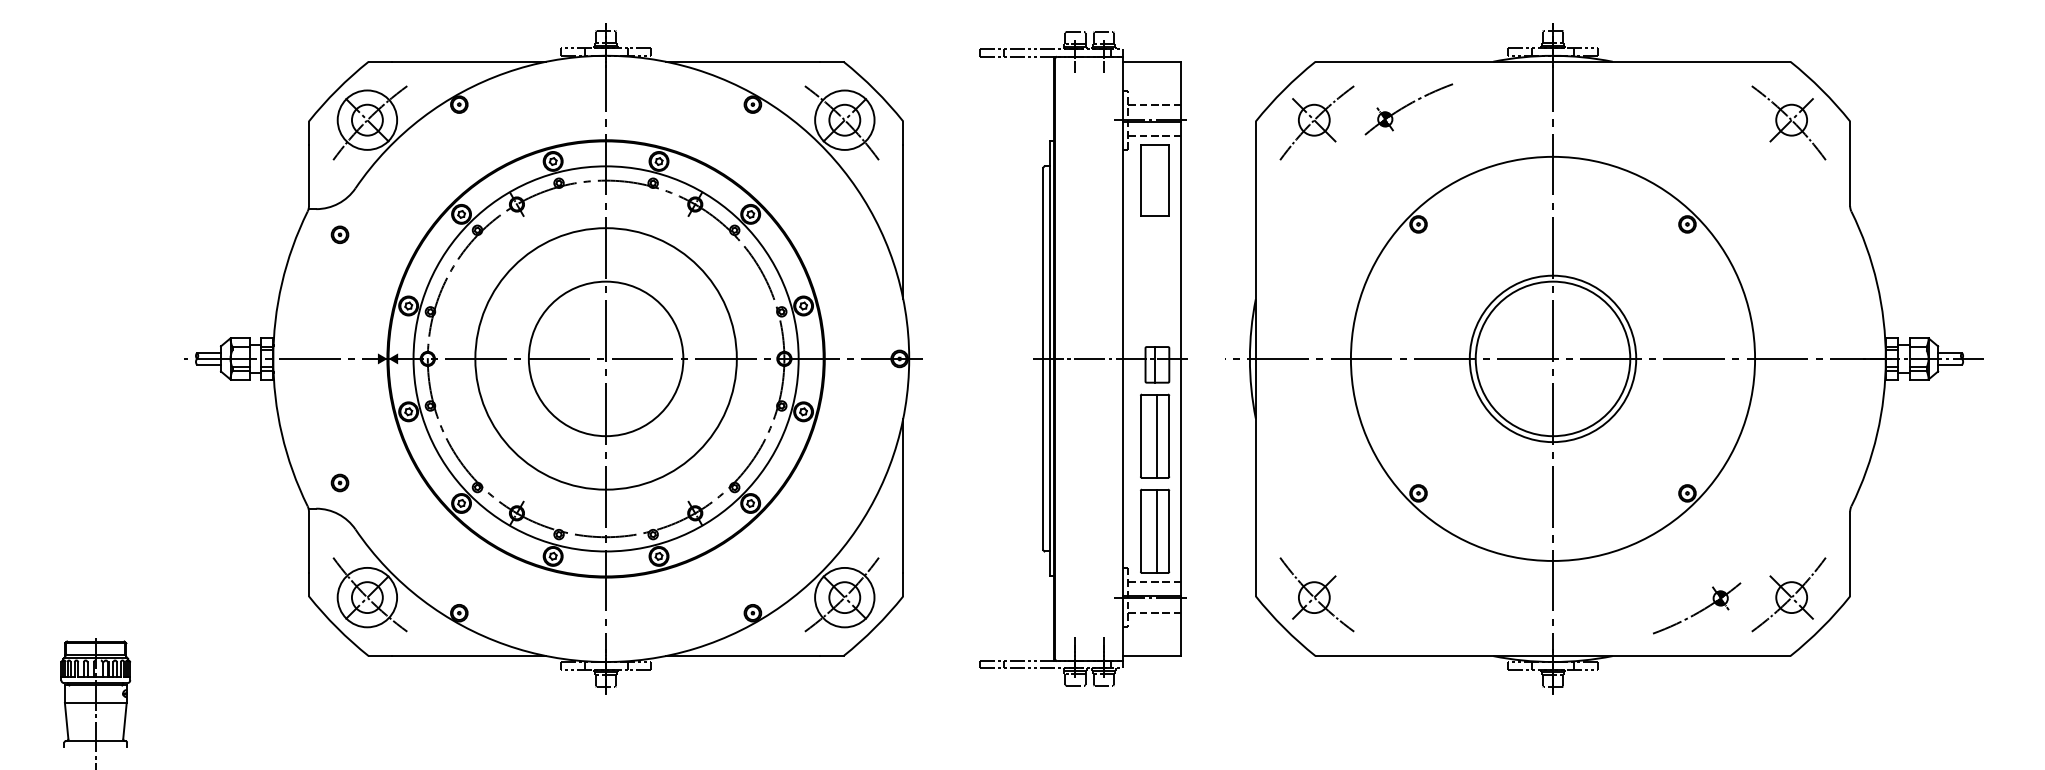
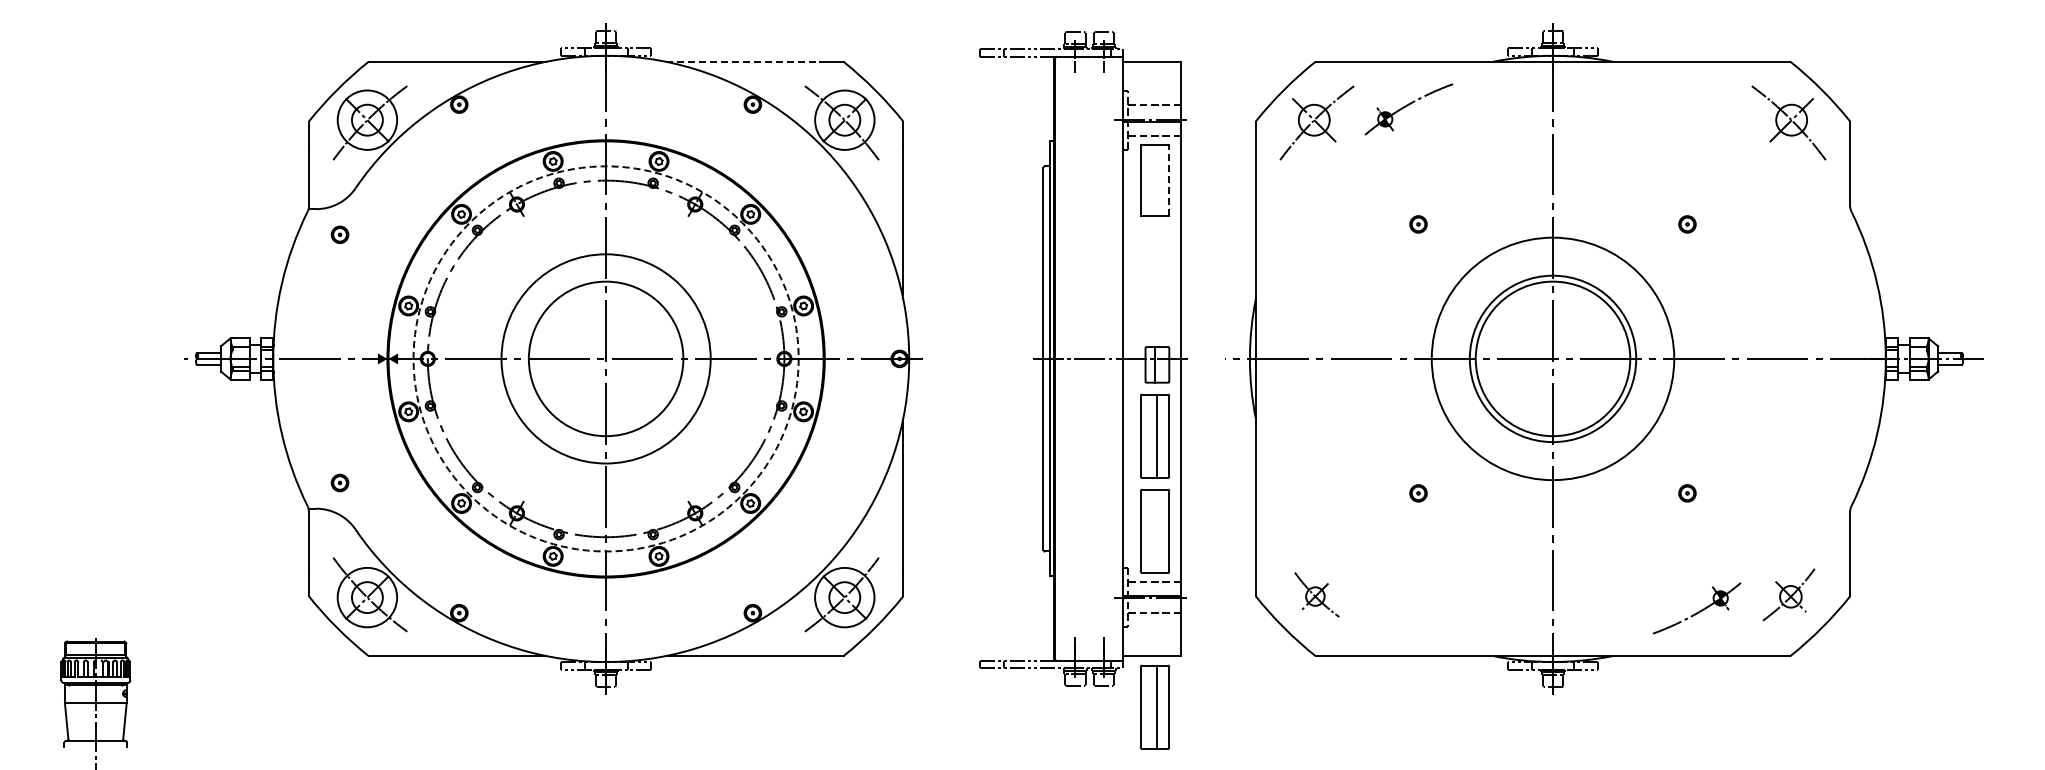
line: solid -> dashed (743, 61)
line: solid -> dashed (1169, 180)
circle diameter: 261 px -> 209 px (605, 358)
circle: solid -> dashed (605, 358)
circle diameter: 404 px -> 242 px (1552, 358)
line: present -> none (1157, 530)
part size: 76x76 px -> 46x46 px (1316, 594)
part size: 76x76 px -> 54x54 px (1788, 594)
part: none -> present (1155, 706)
